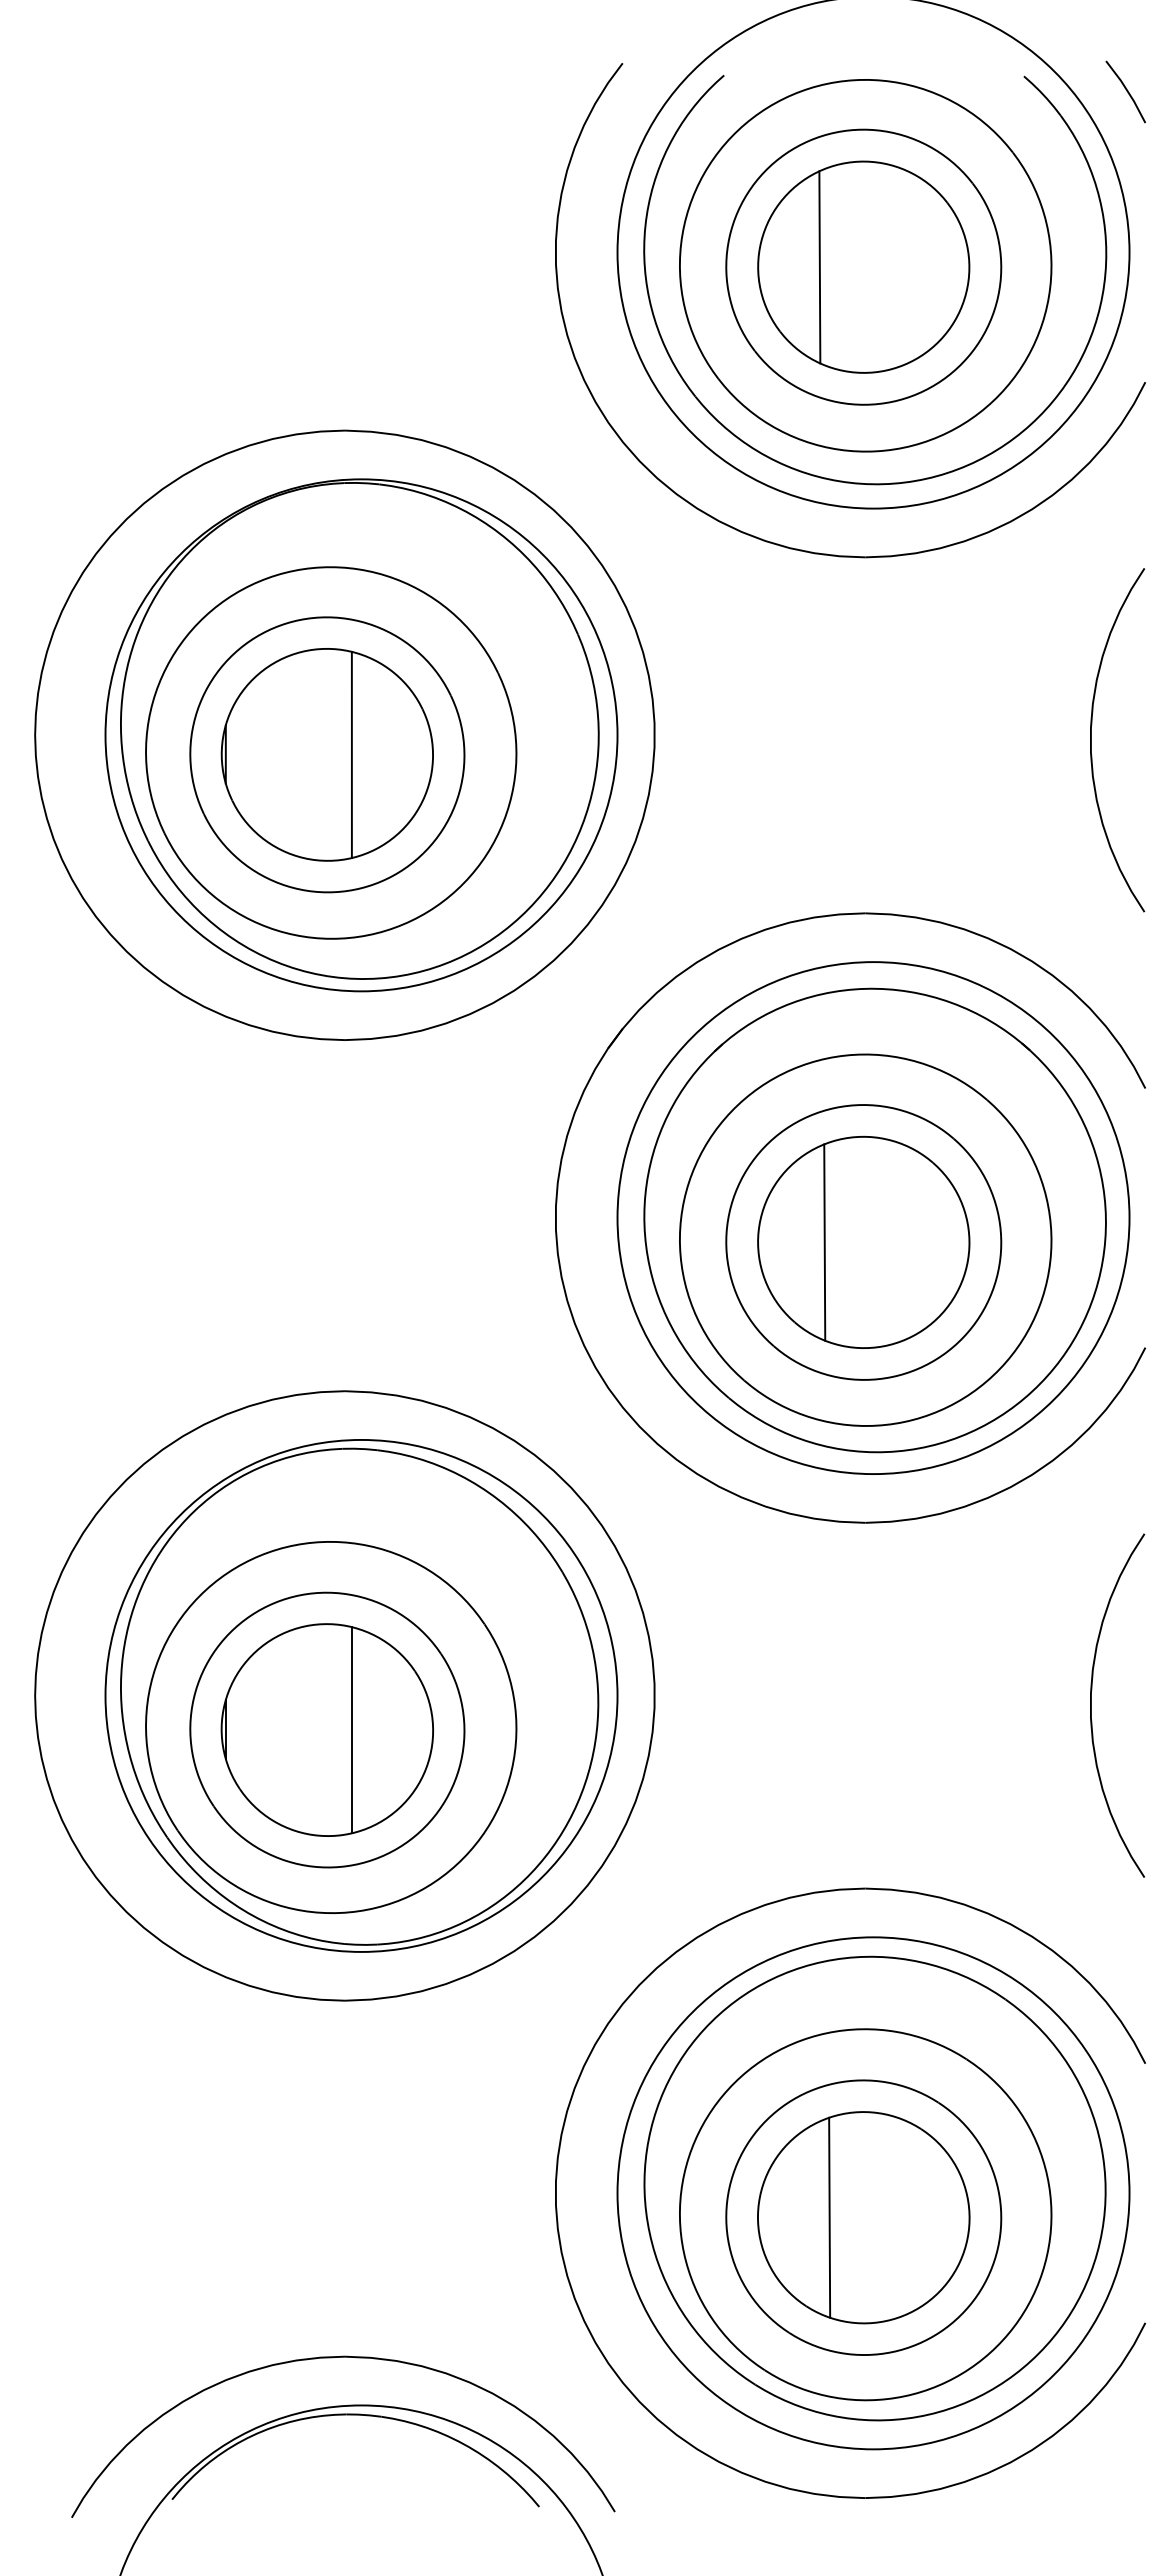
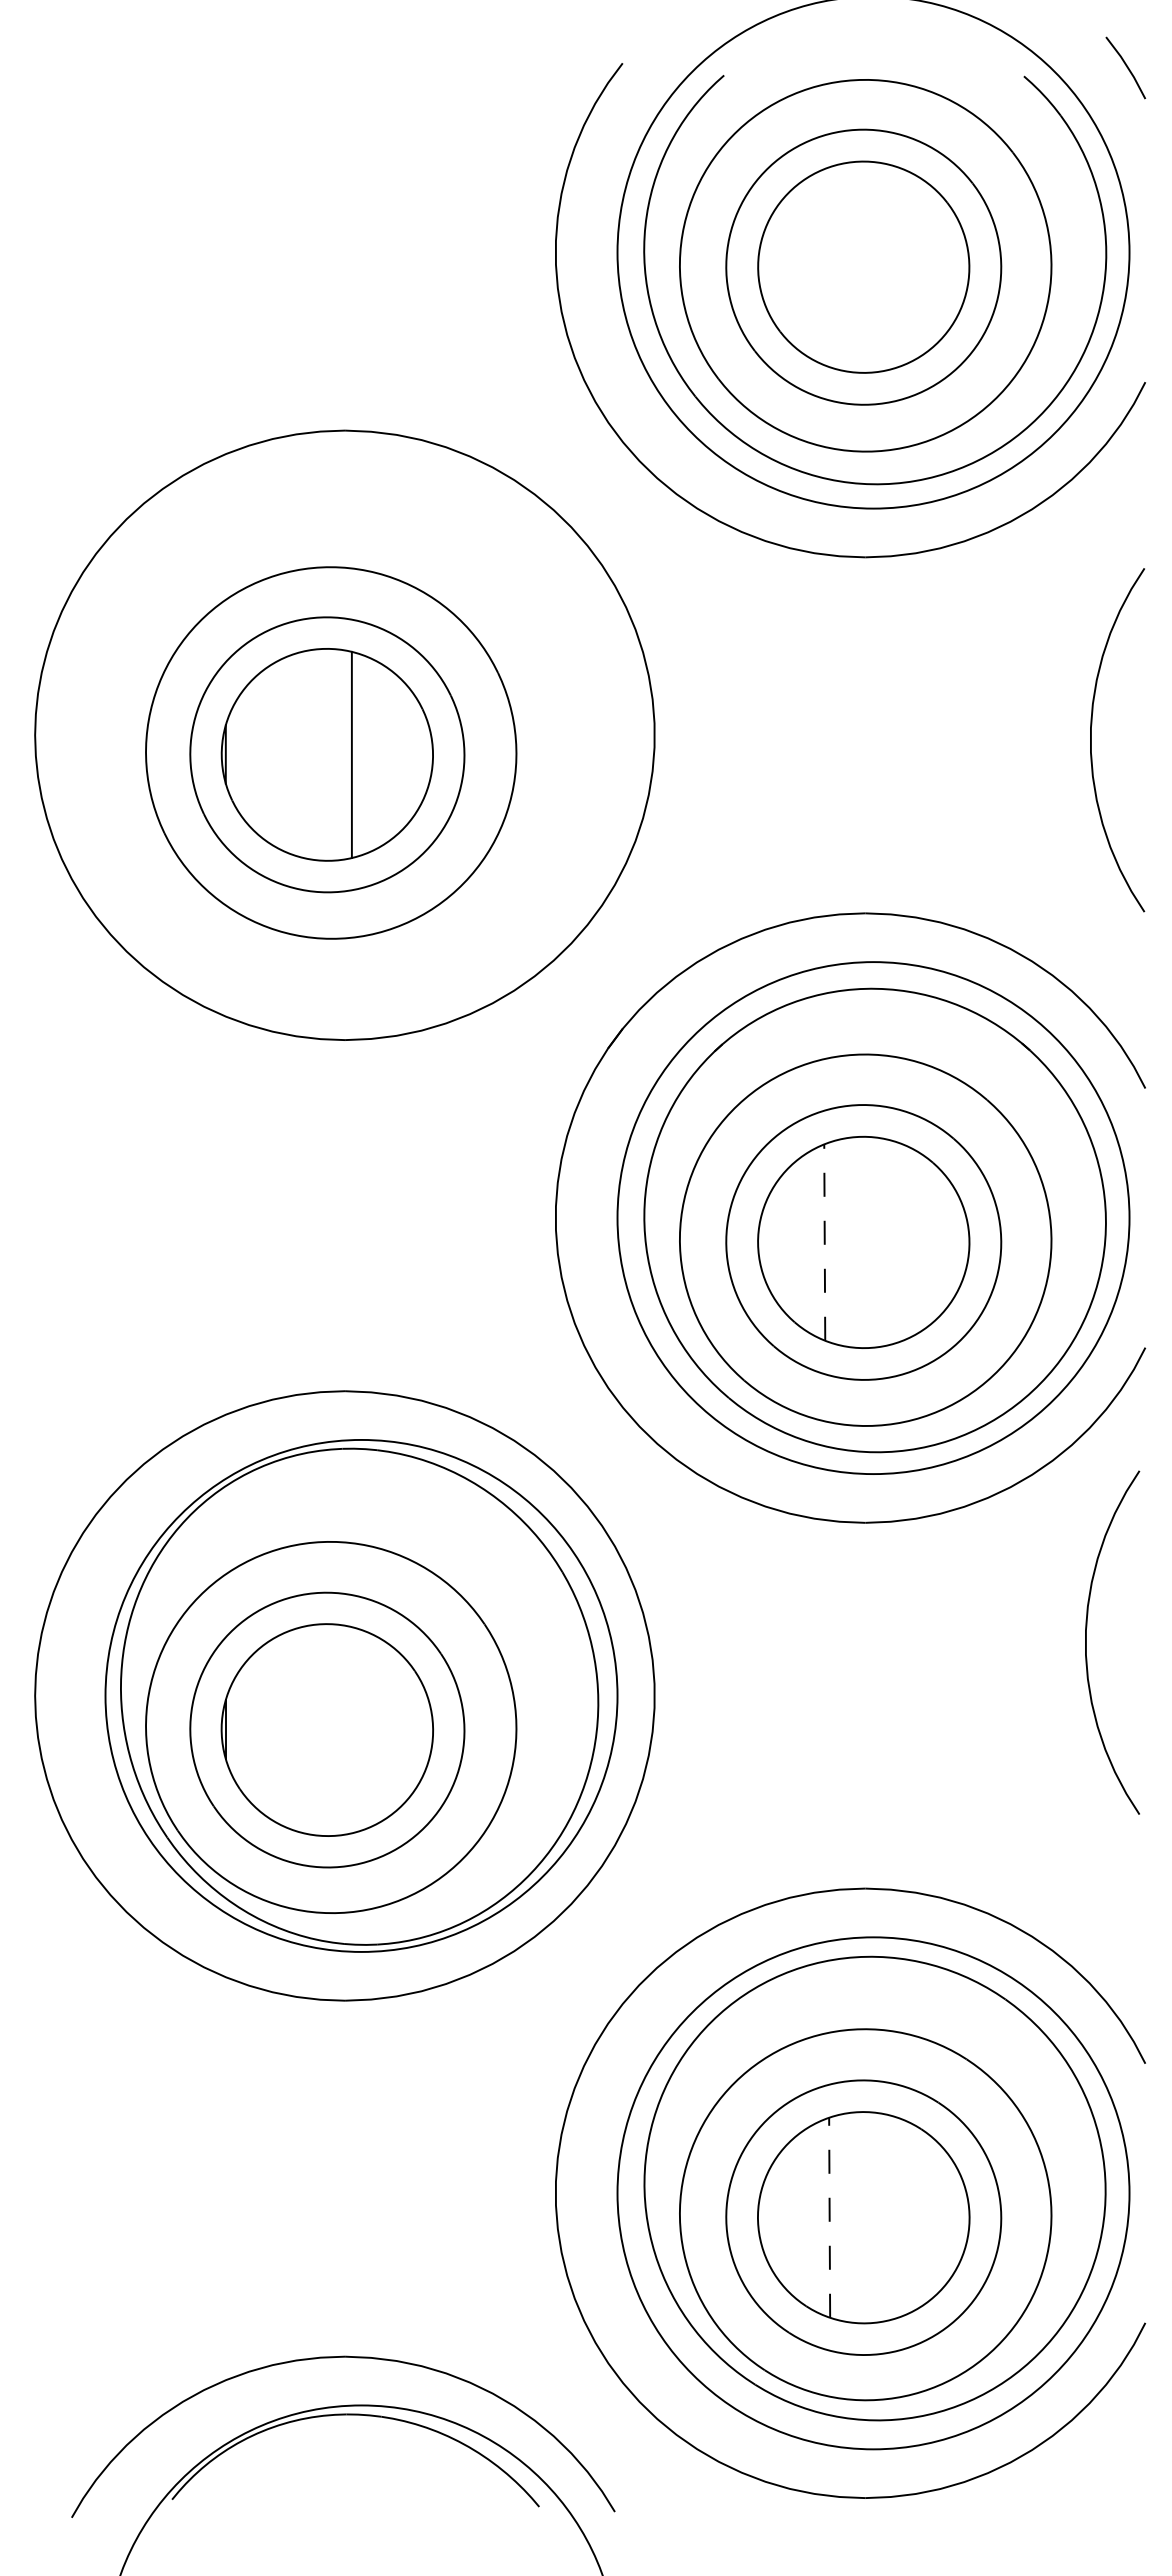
line position: (1126, 91) -> (1126, 67) (1126, 67)
line: present -> none (819, 267)
part: present -> none (361, 735)
line: solid -> dashed (824, 1242)
curve position: (1091, 1705) -> (1086, 1642) (1086, 1642)
line: present -> none (351, 1730)
line: solid -> dashed (829, 2217)
